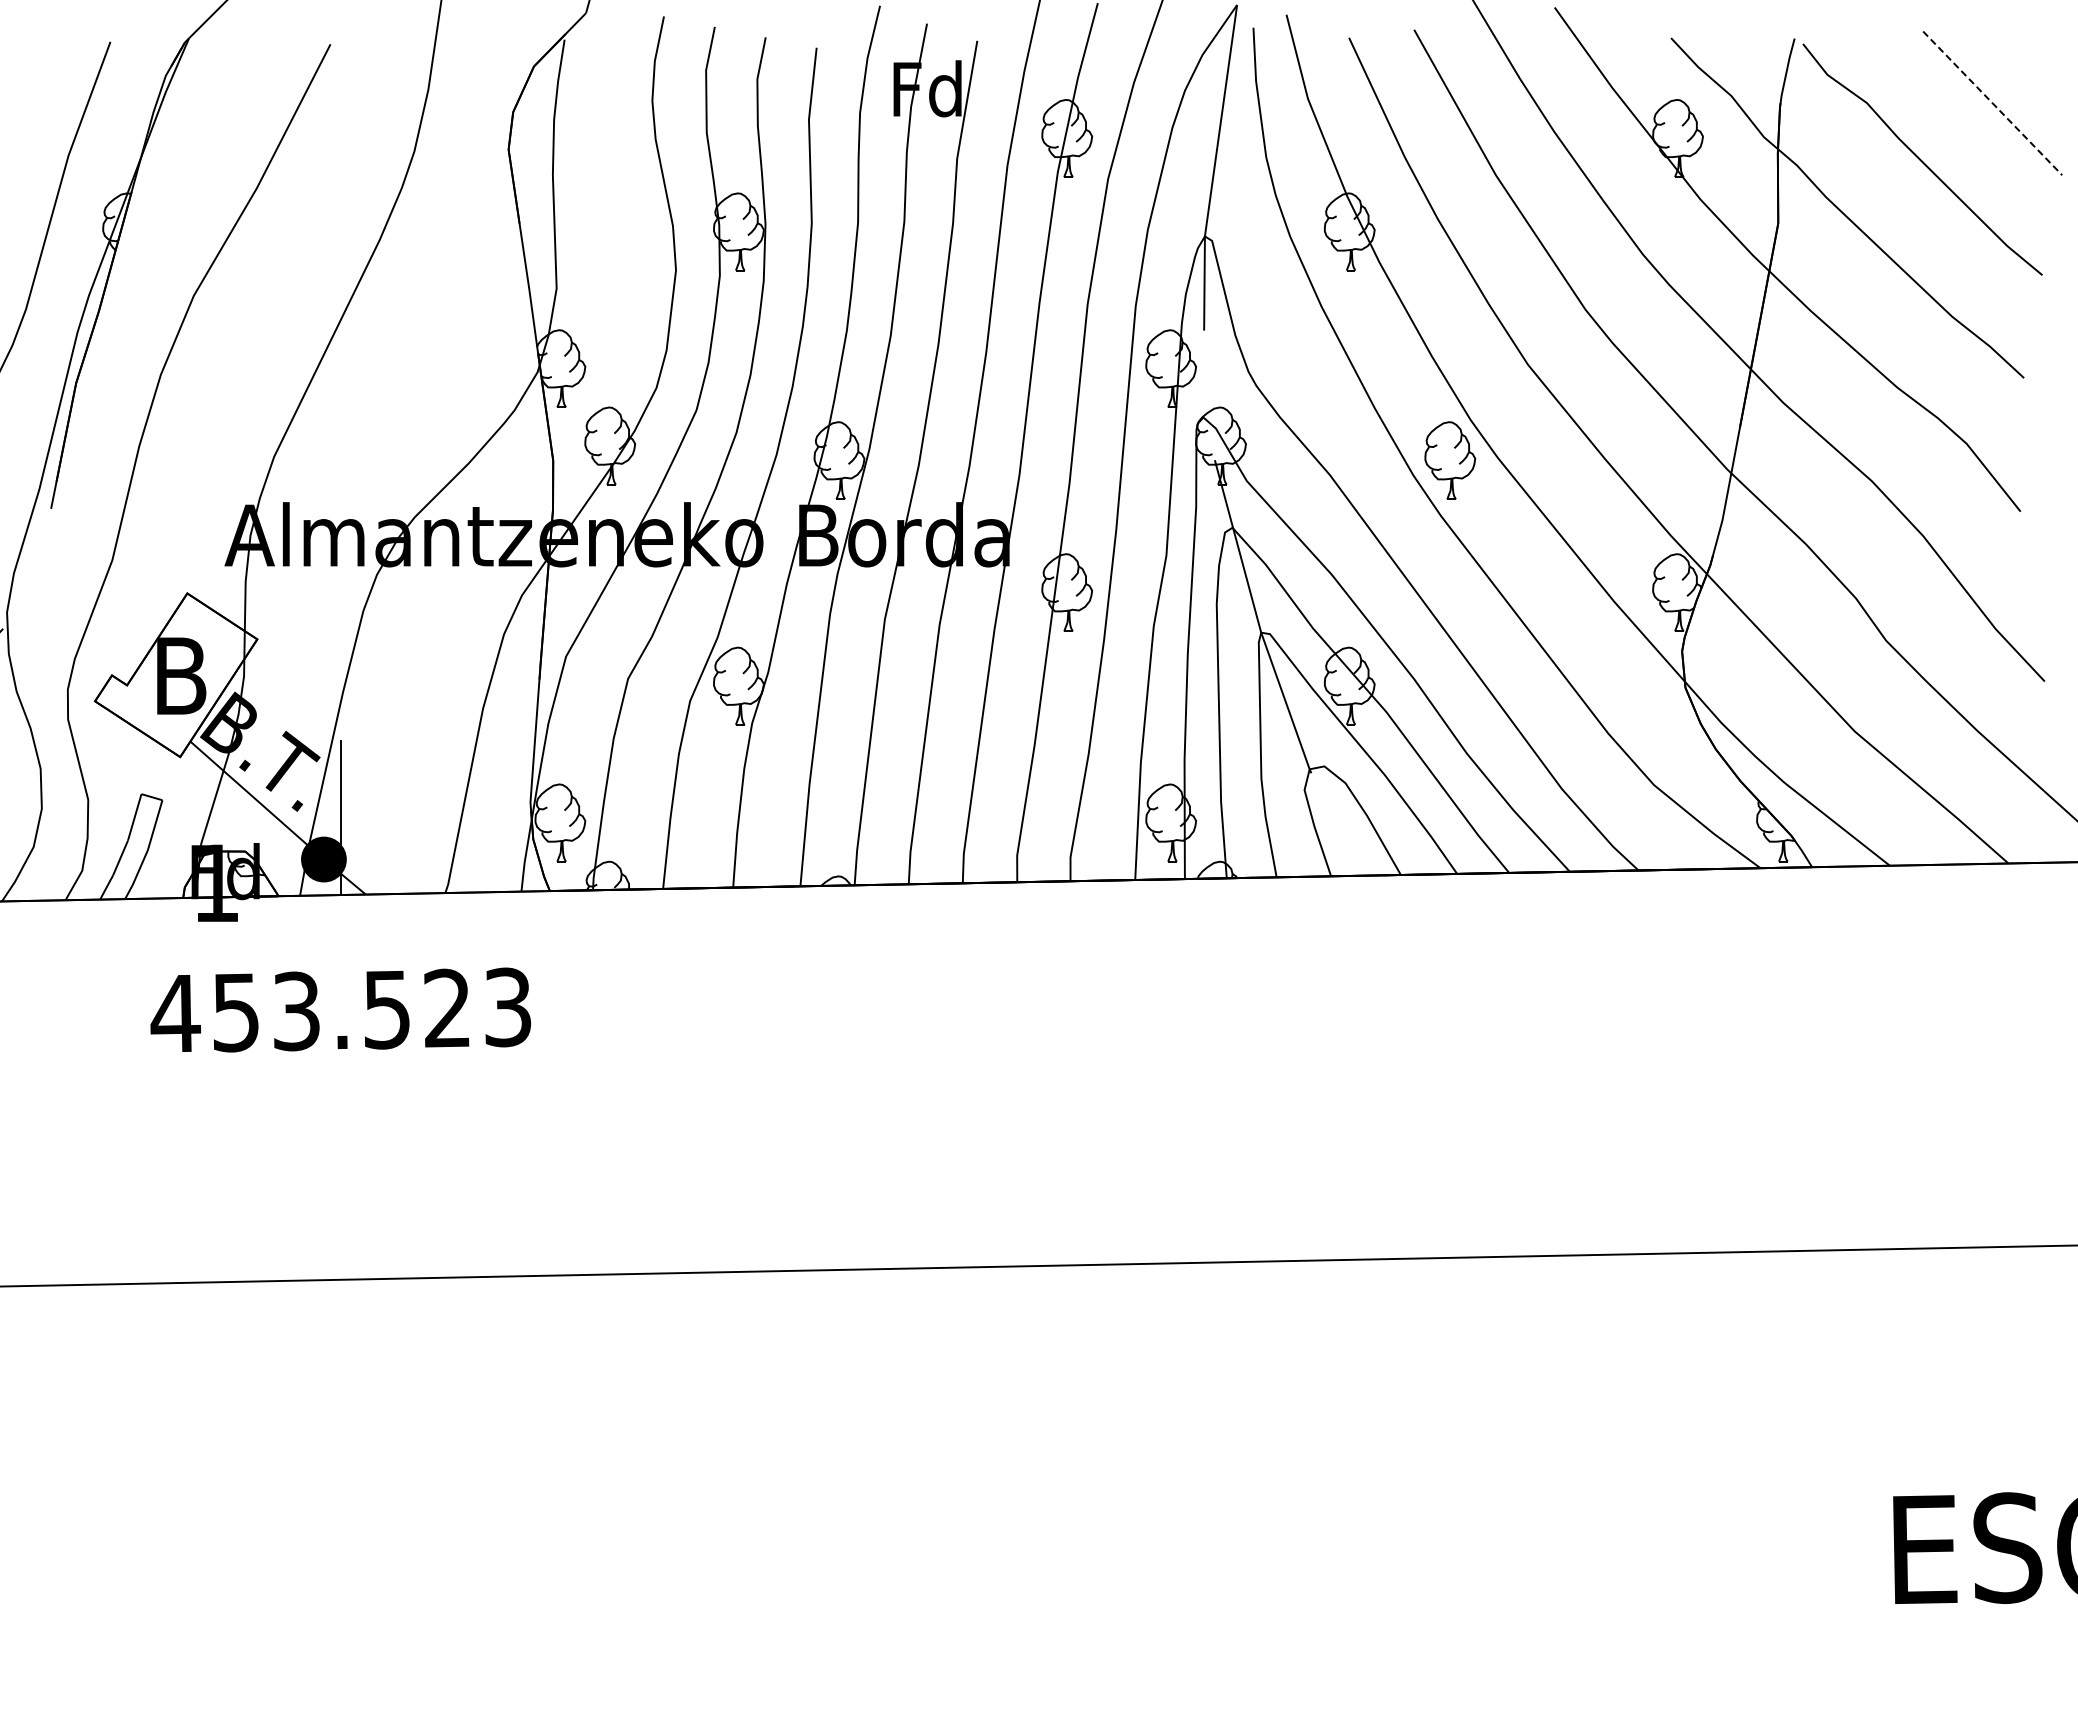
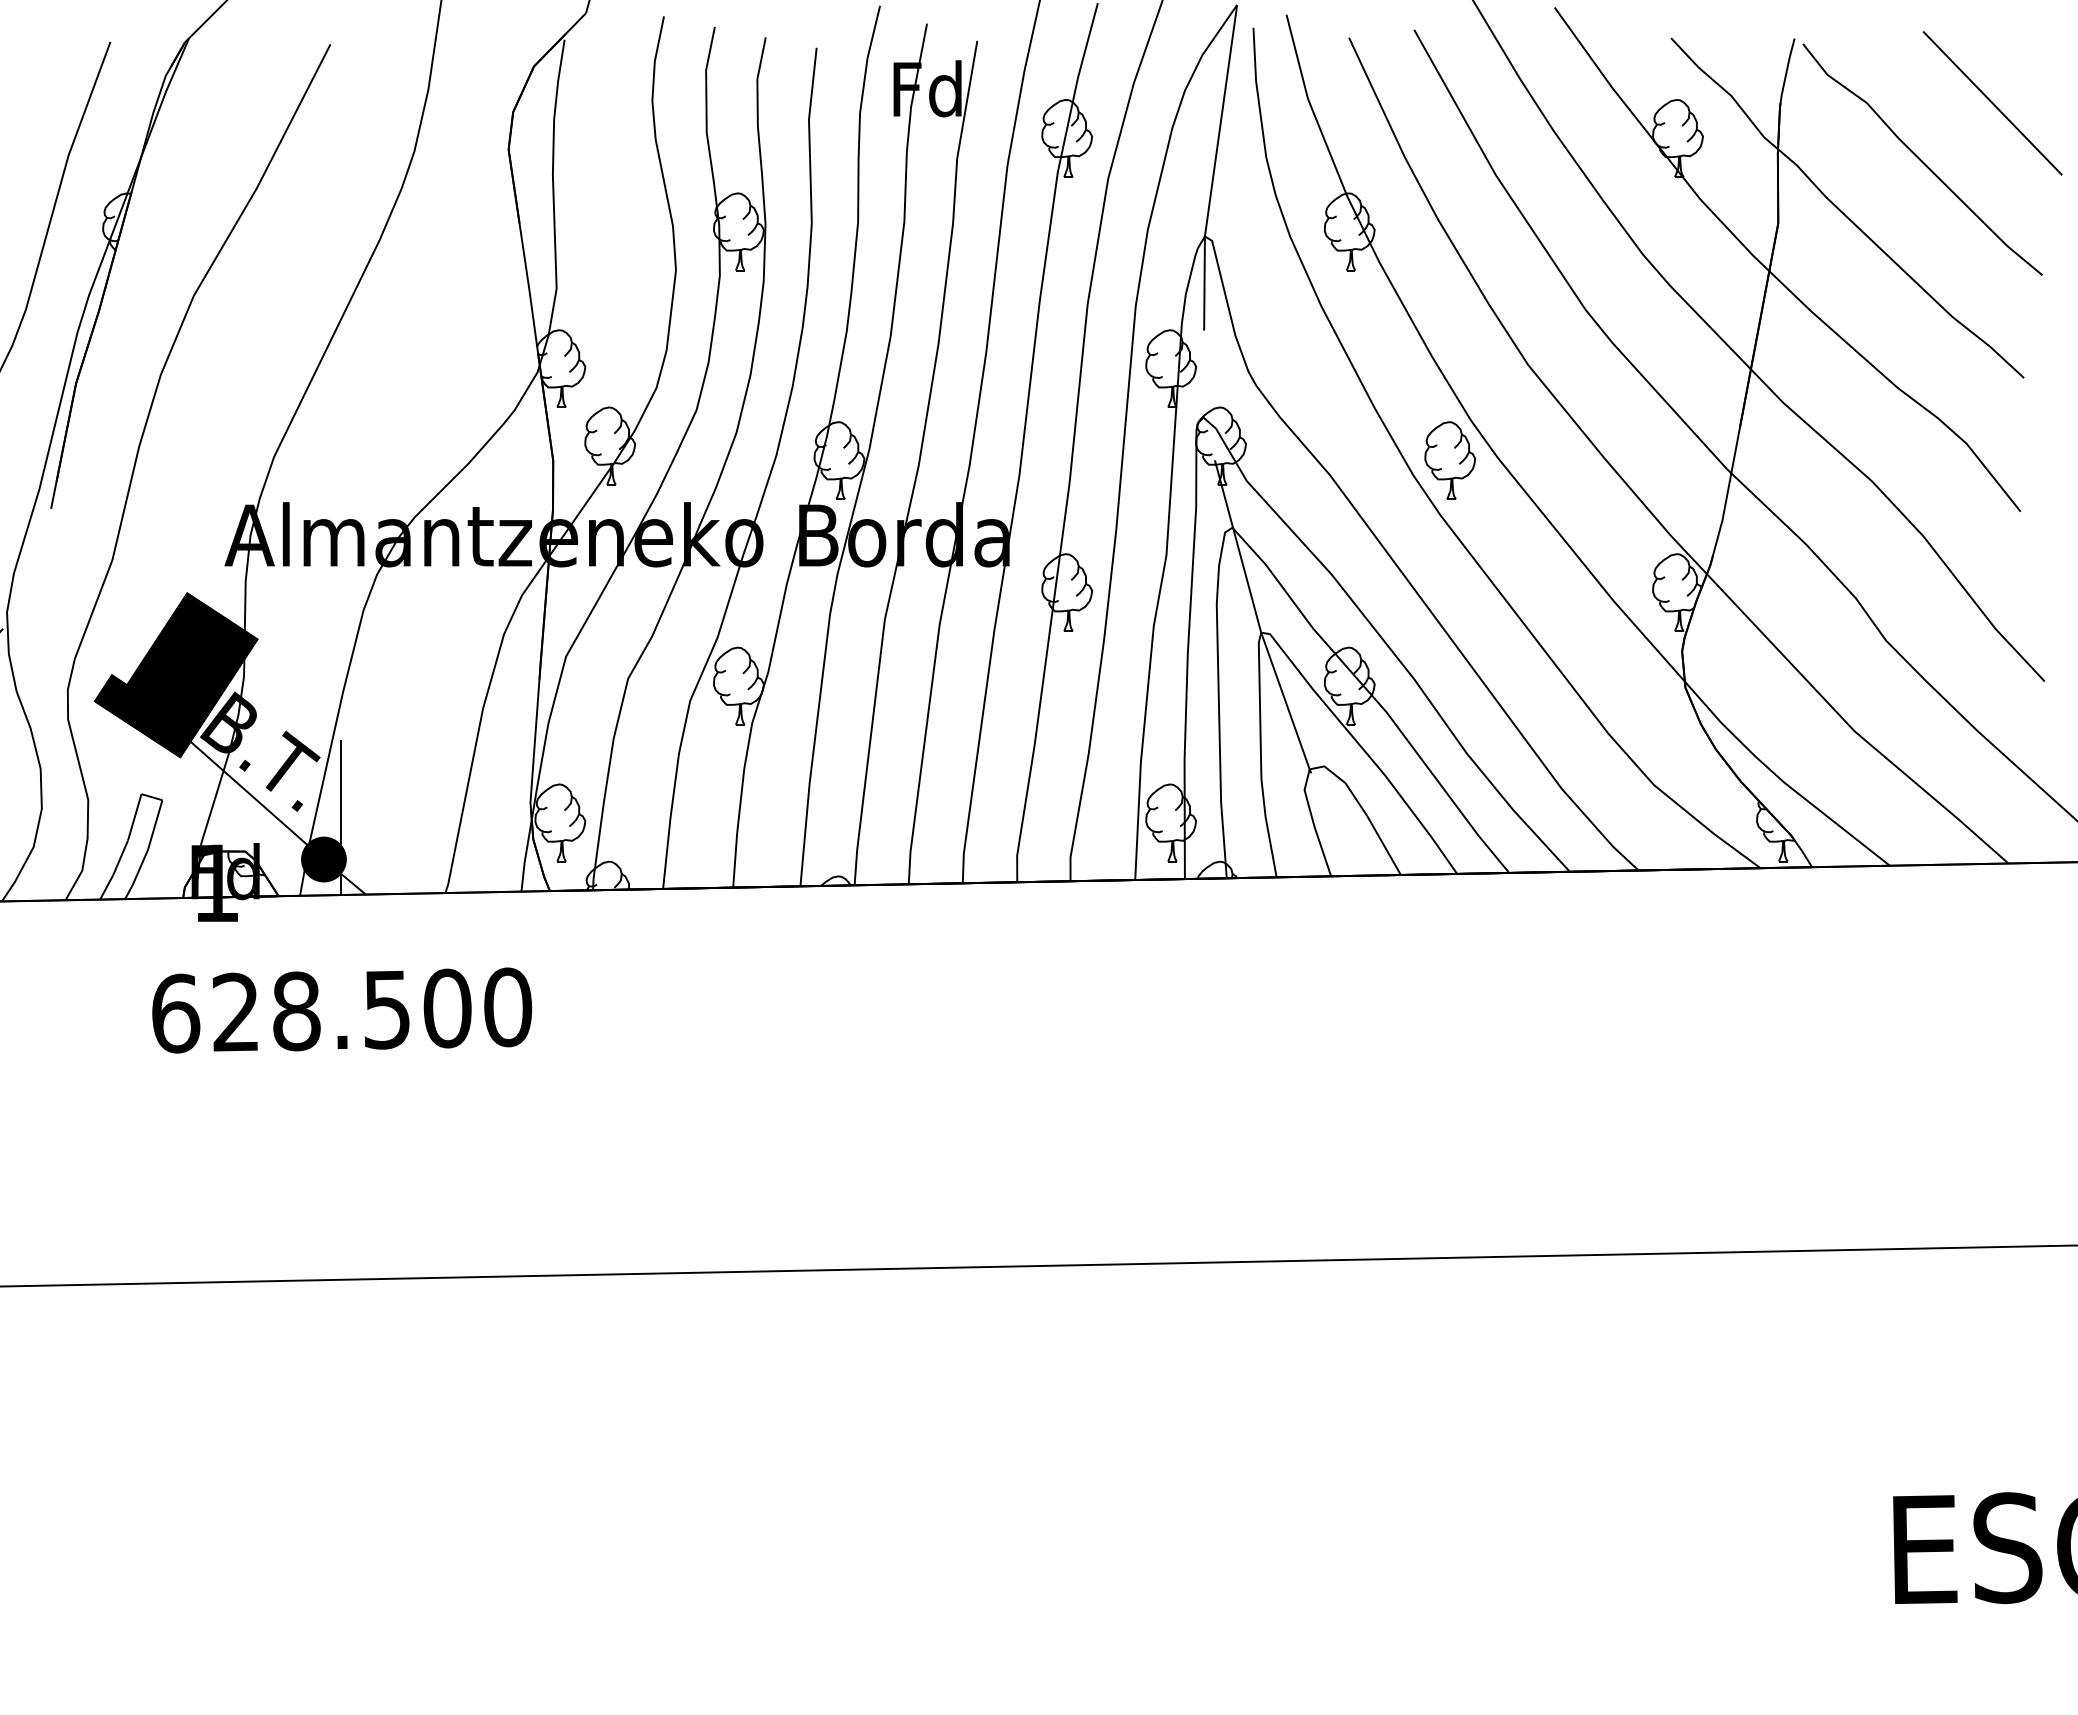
line: dashed -> solid (1993, 103)
fill: none -> present (176, 675)
text: 453.523 -> 628.500 (341, 1010)
